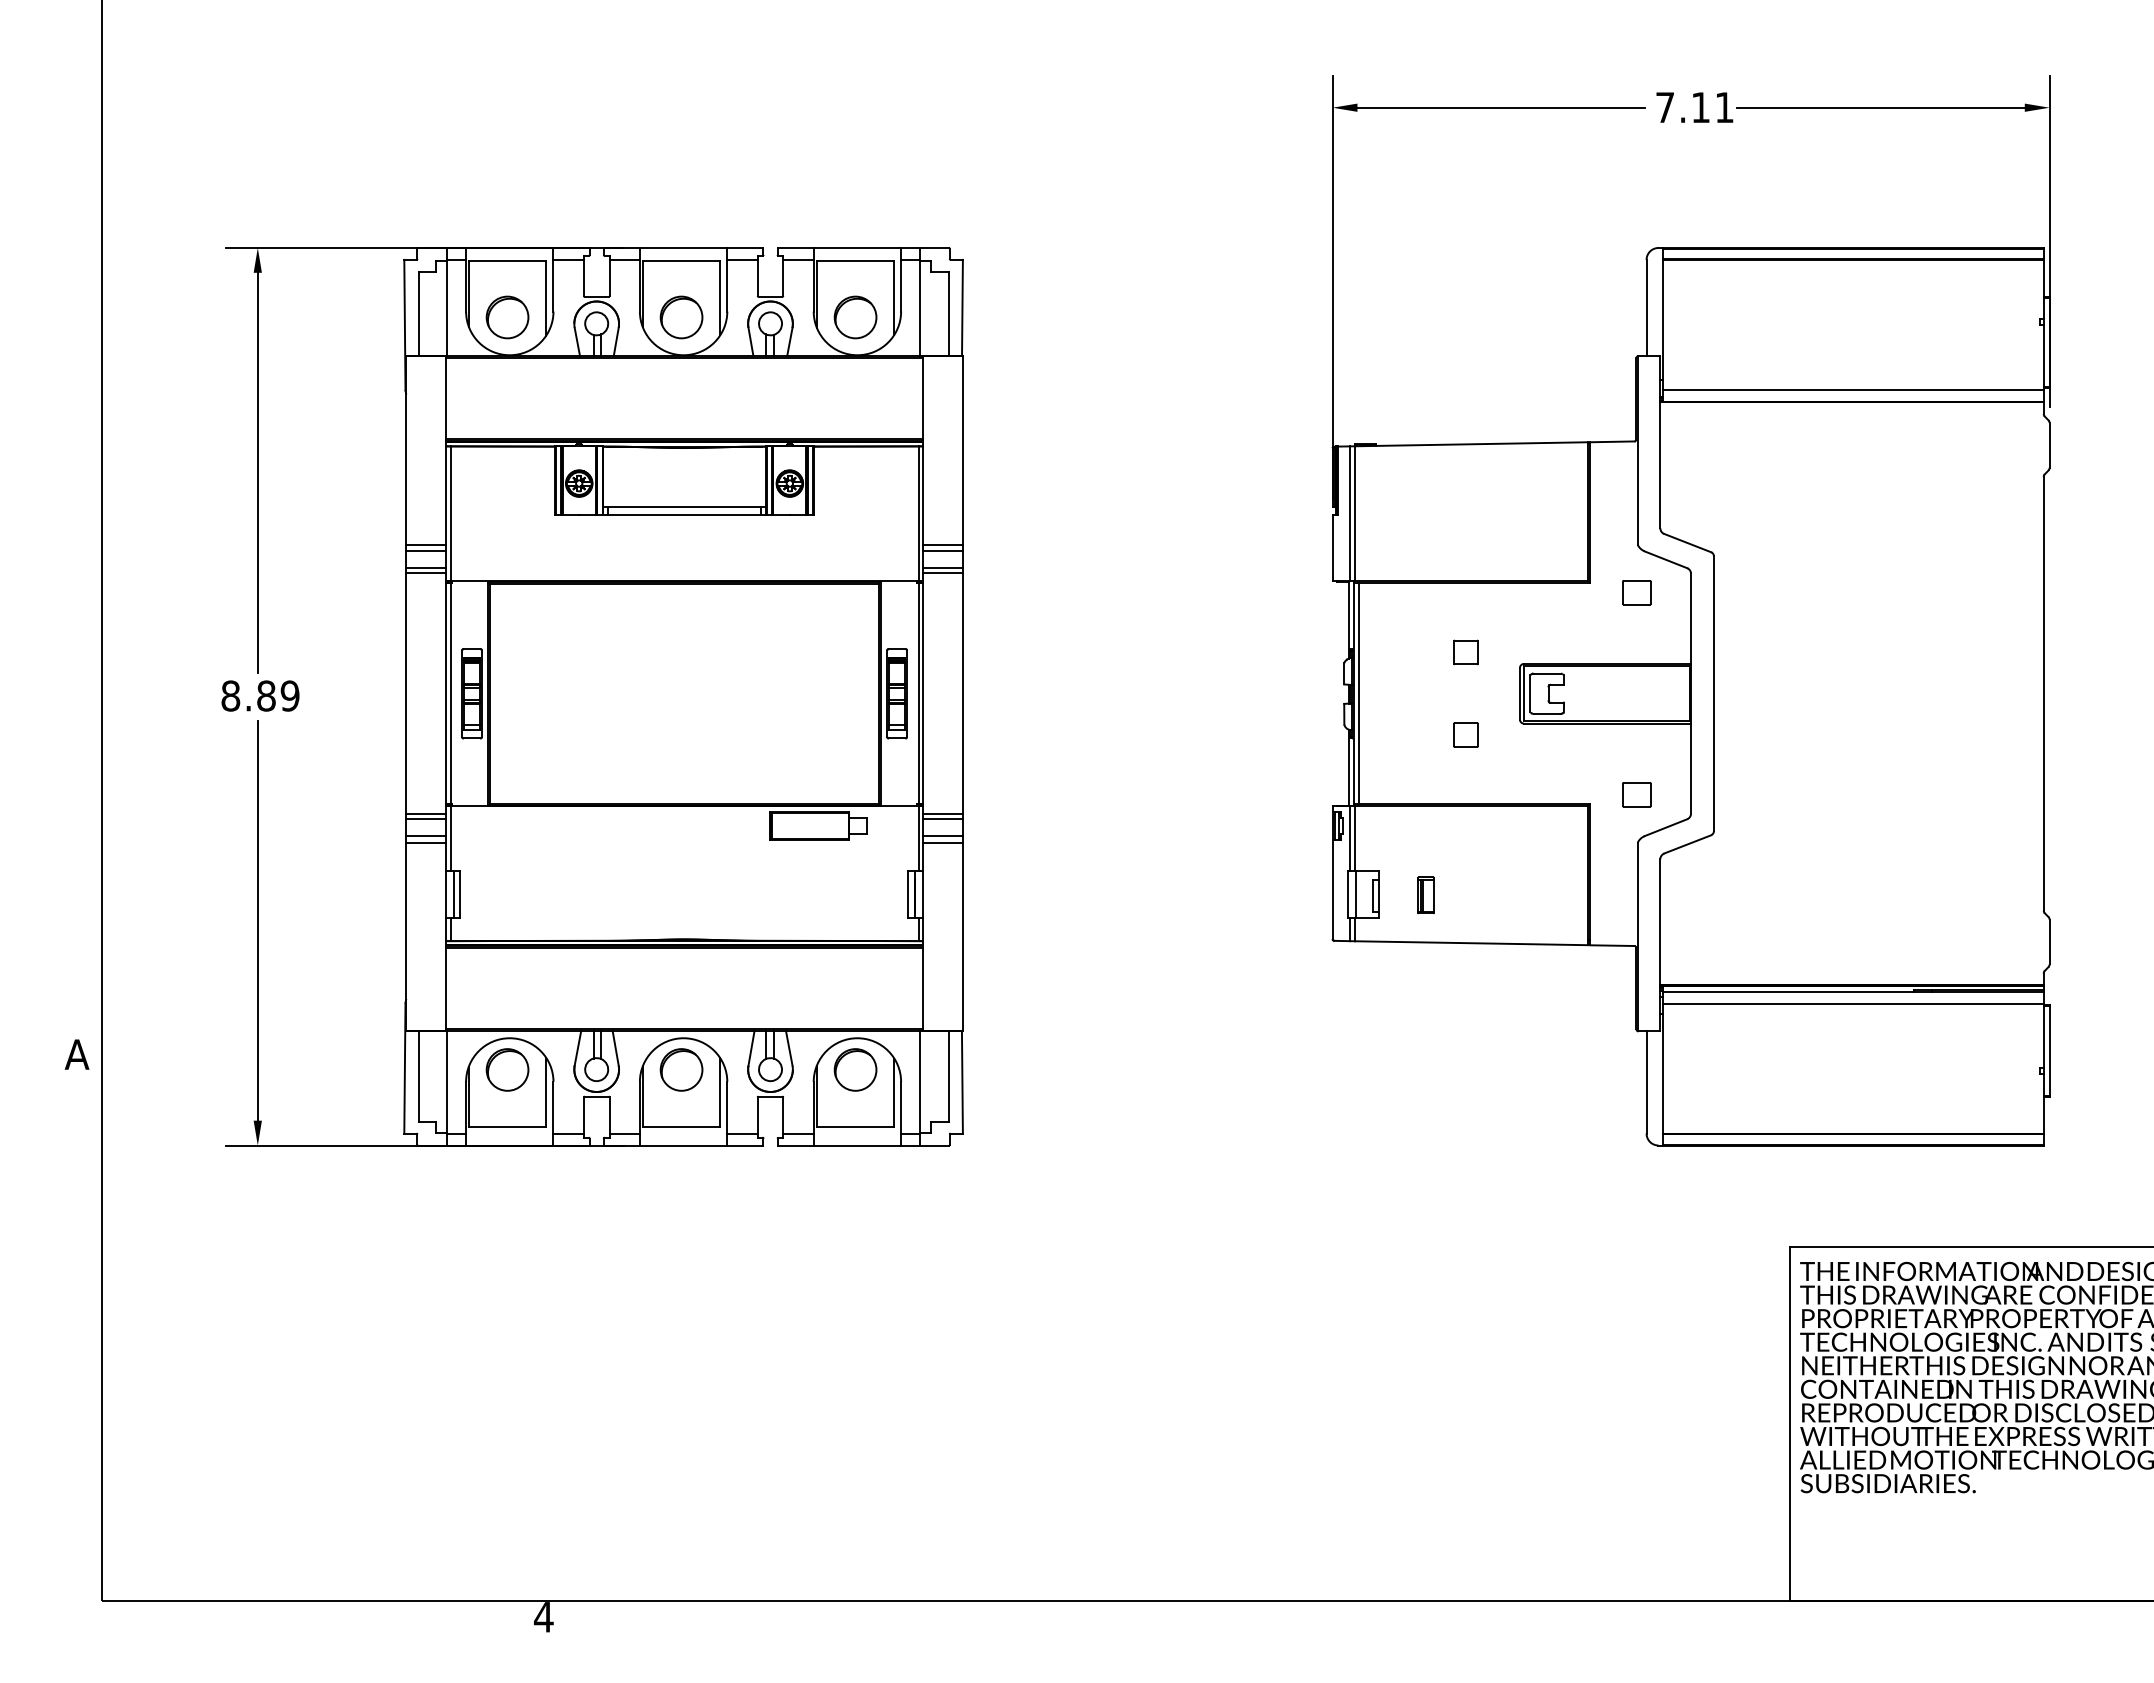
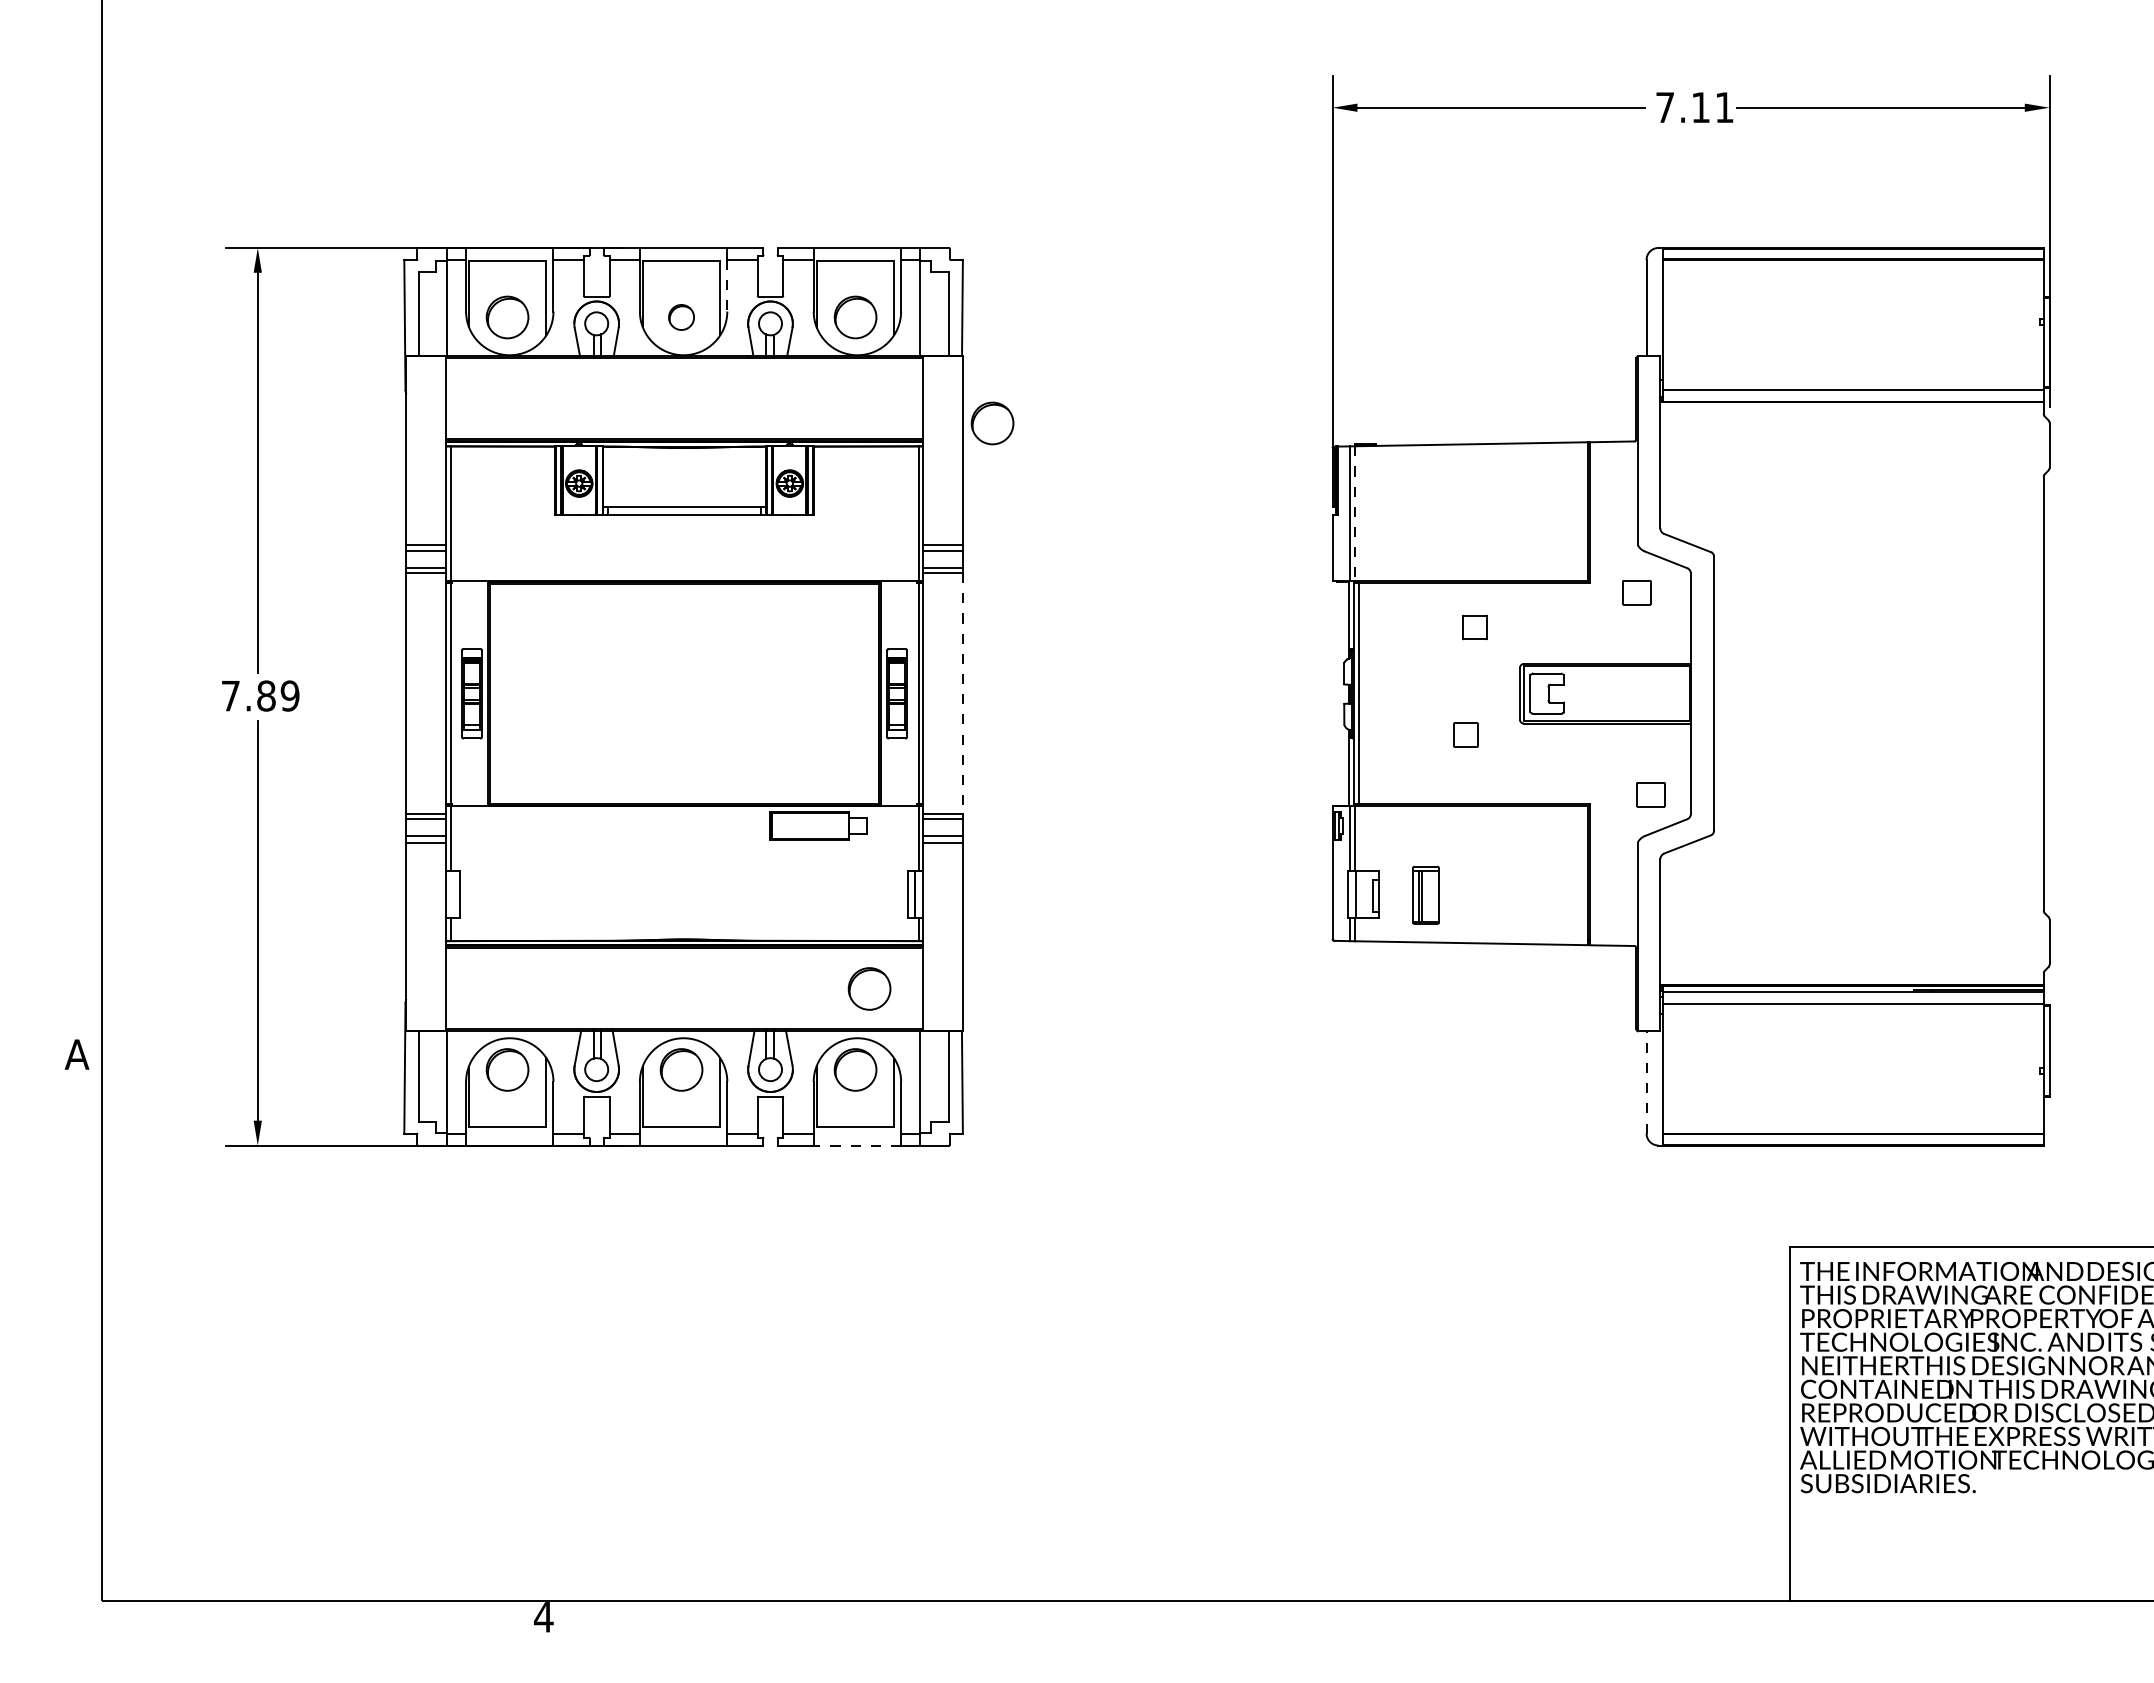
line: solid -> dashed (727, 285)
part size: 45x45 px -> 27x27 px (681, 317)
part: none -> present (992, 423)
line: solid -> dashed (1355, 514)
part position: (1465, 652) -> (1474, 627) (1474, 627)
line: solid -> dashed (962, 693)
text: 8.89 -> 7.89 (230, 695)
part position: (1636, 794) -> (1650, 794) (1650, 794)
line: present -> none (453, 894)
part size: 18x39 px -> 28x59 px (1425, 895)
part: none -> present (869, 988)
line: solid -> dashed (1646, 1082)
line: solid -> dashed (857, 1145)
